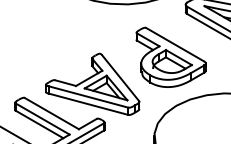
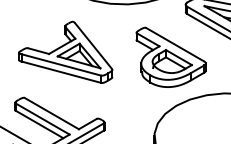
part position: (92, 83) -> (65, 51) (65, 51)
